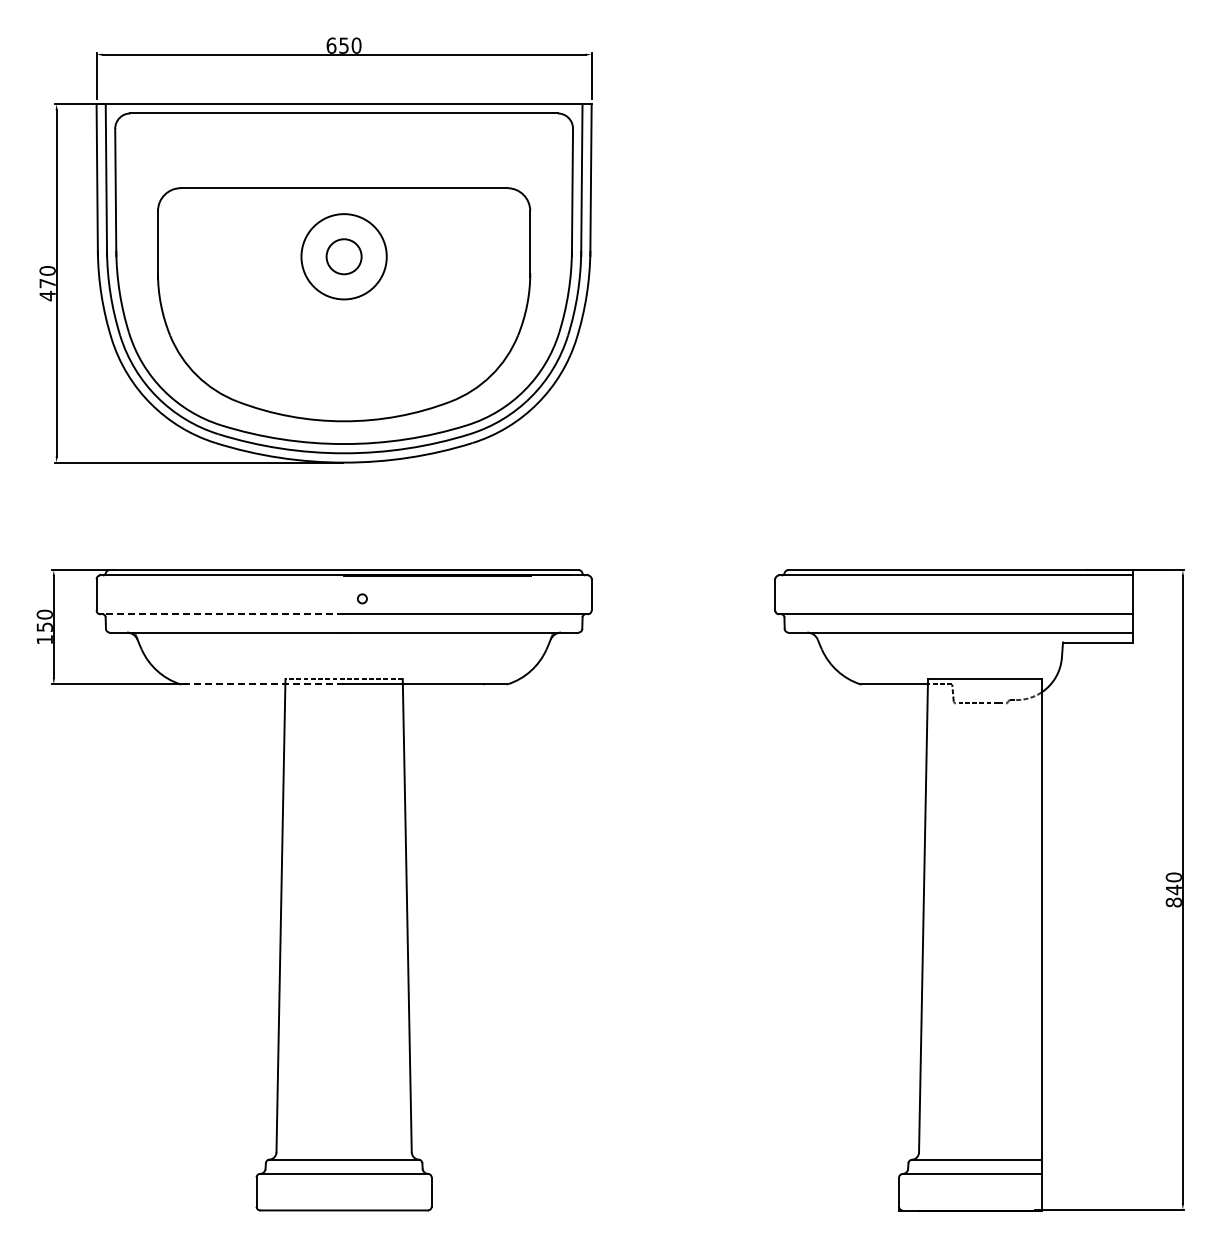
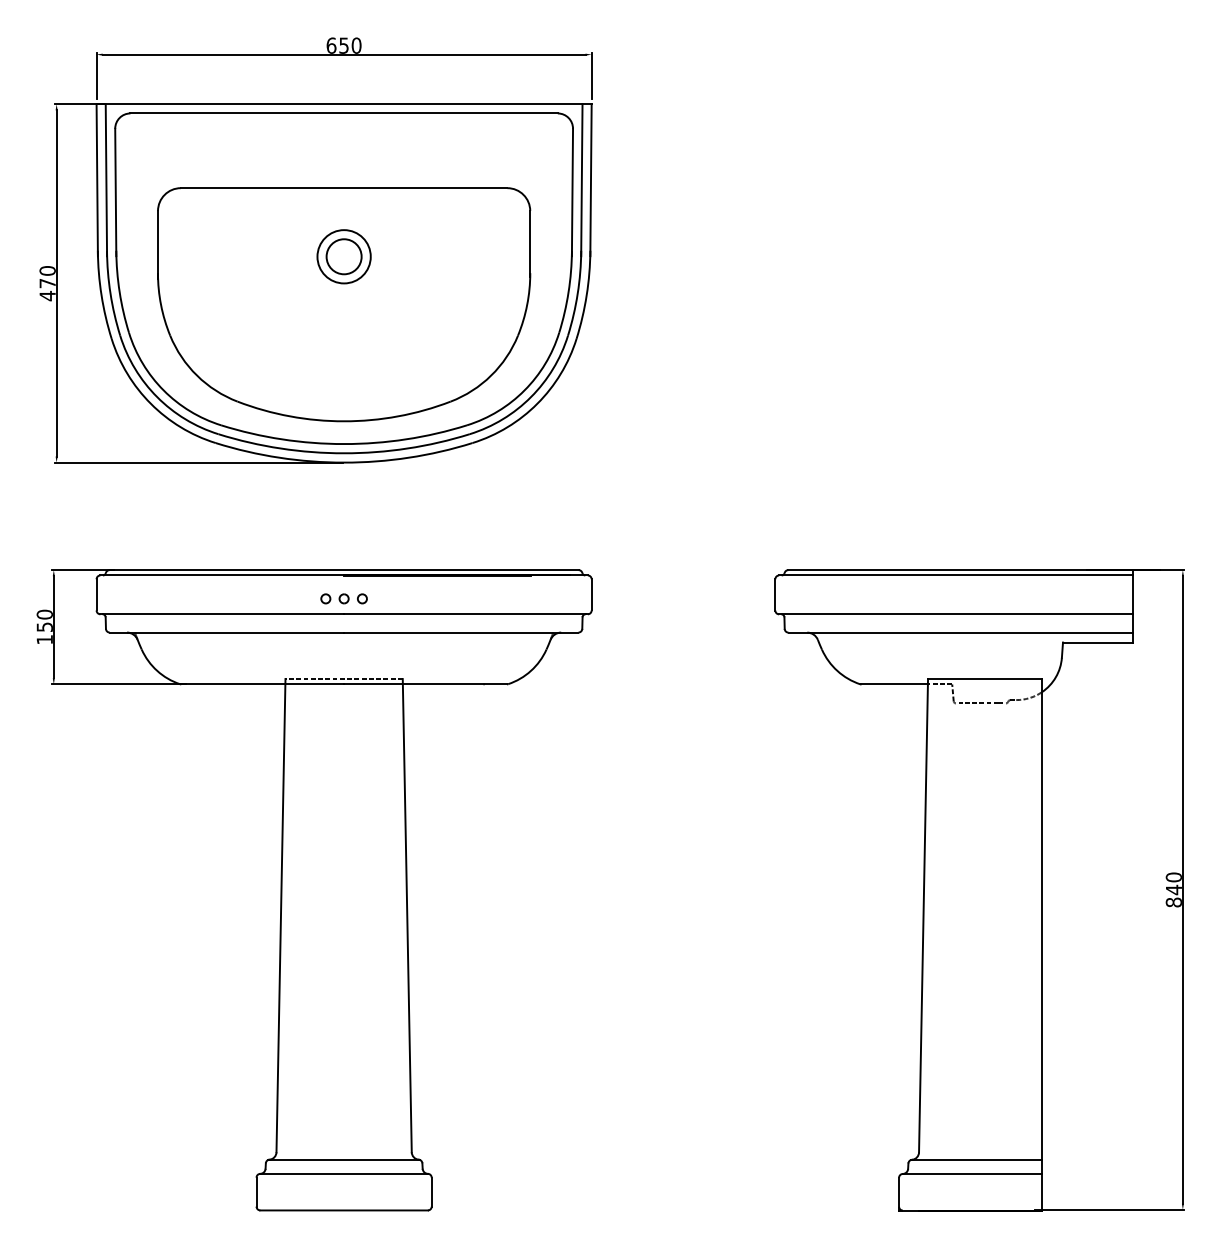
circle diameter: 85 px -> 53 px (343, 256)
part: none -> present (334, 598)
line: dashed -> solid (223, 614)
line: dashed -> solid (262, 684)
